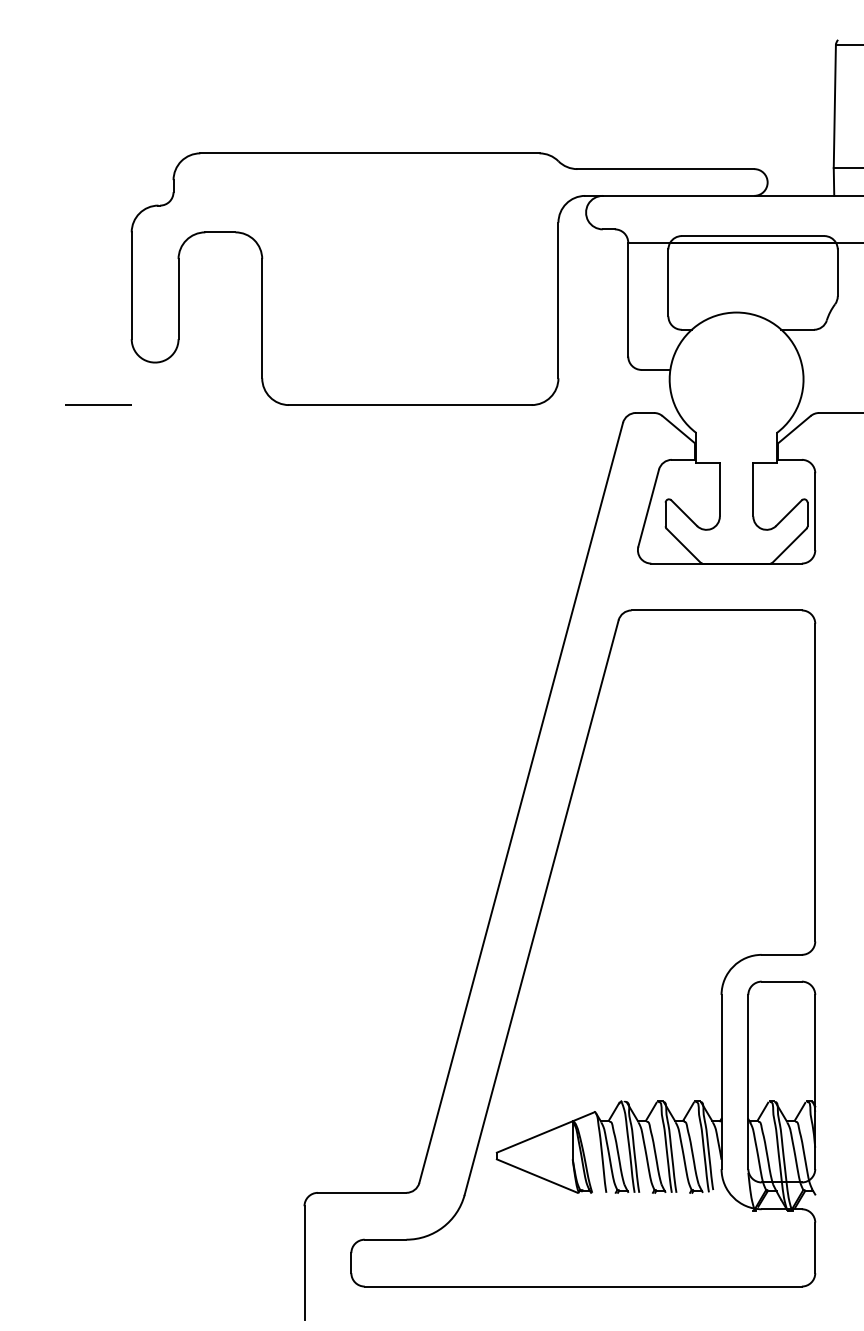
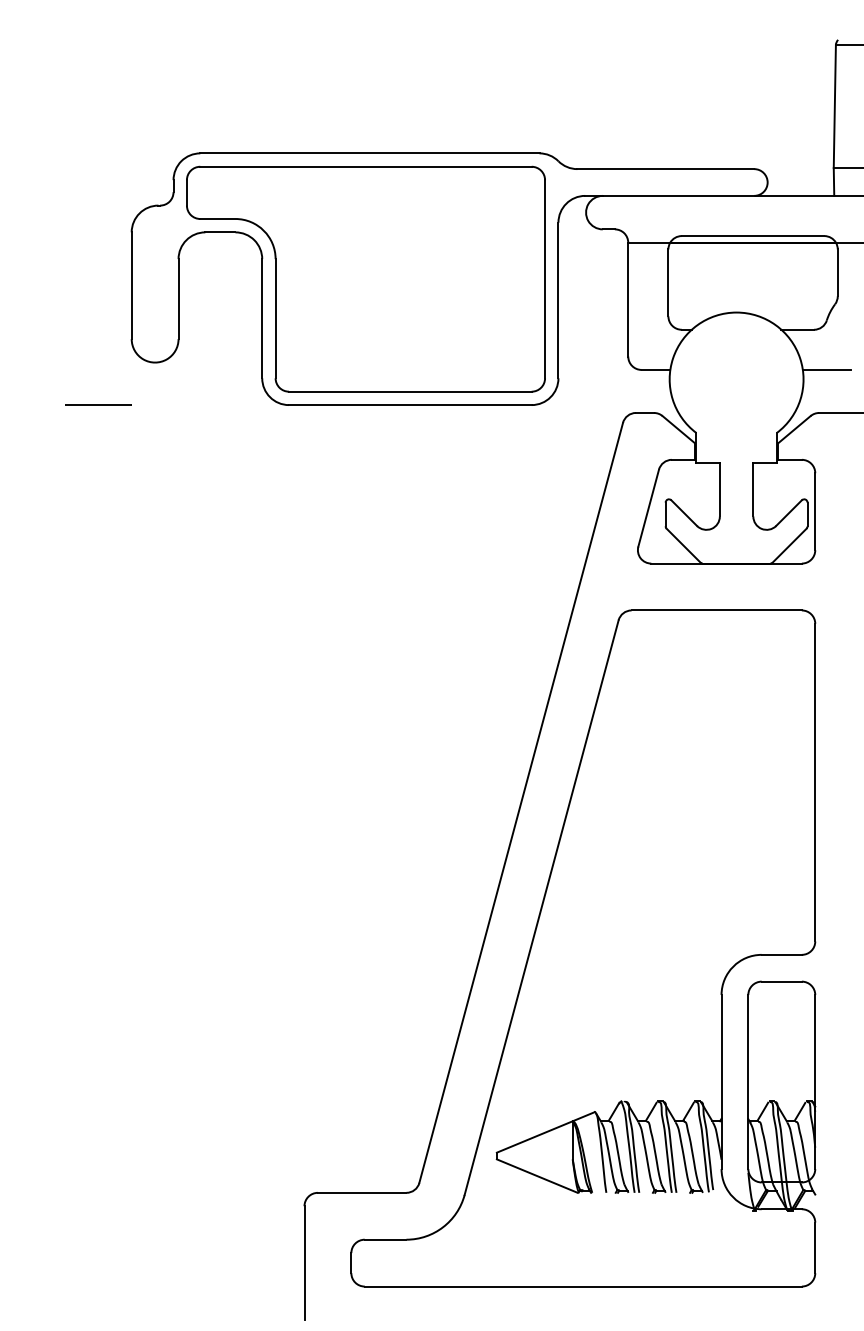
part: none -> present (365, 278)
line: none -> present (826, 369)
